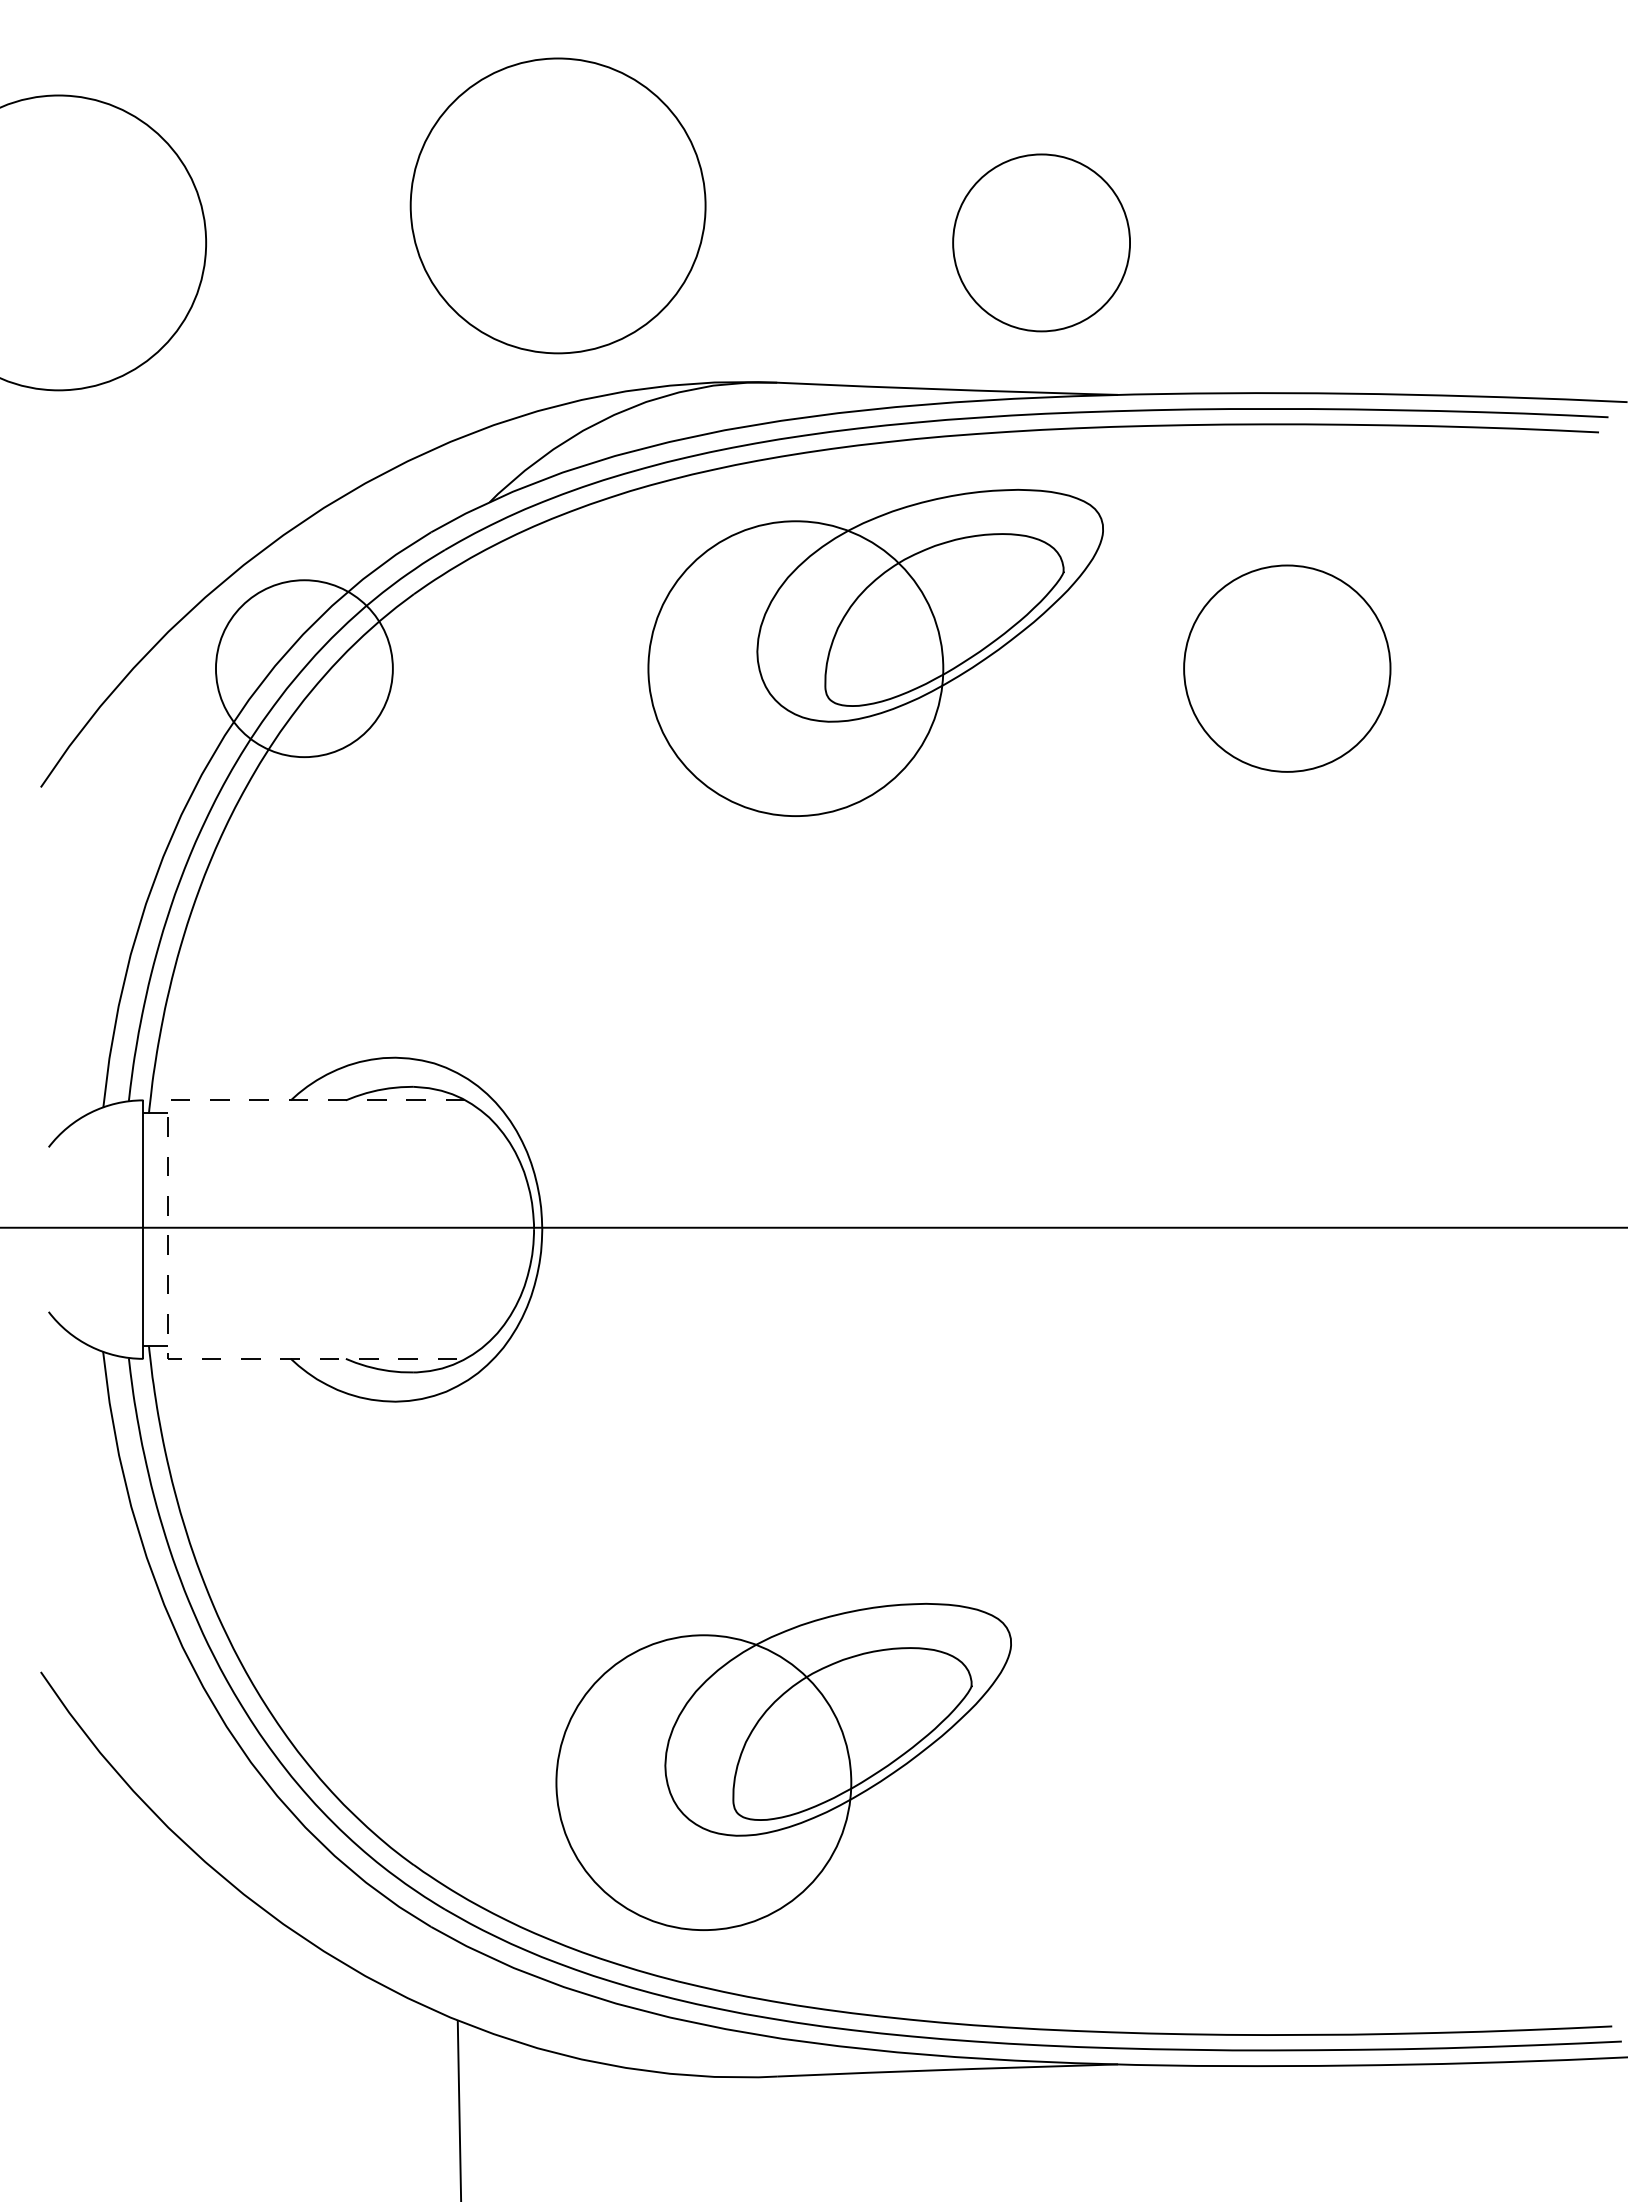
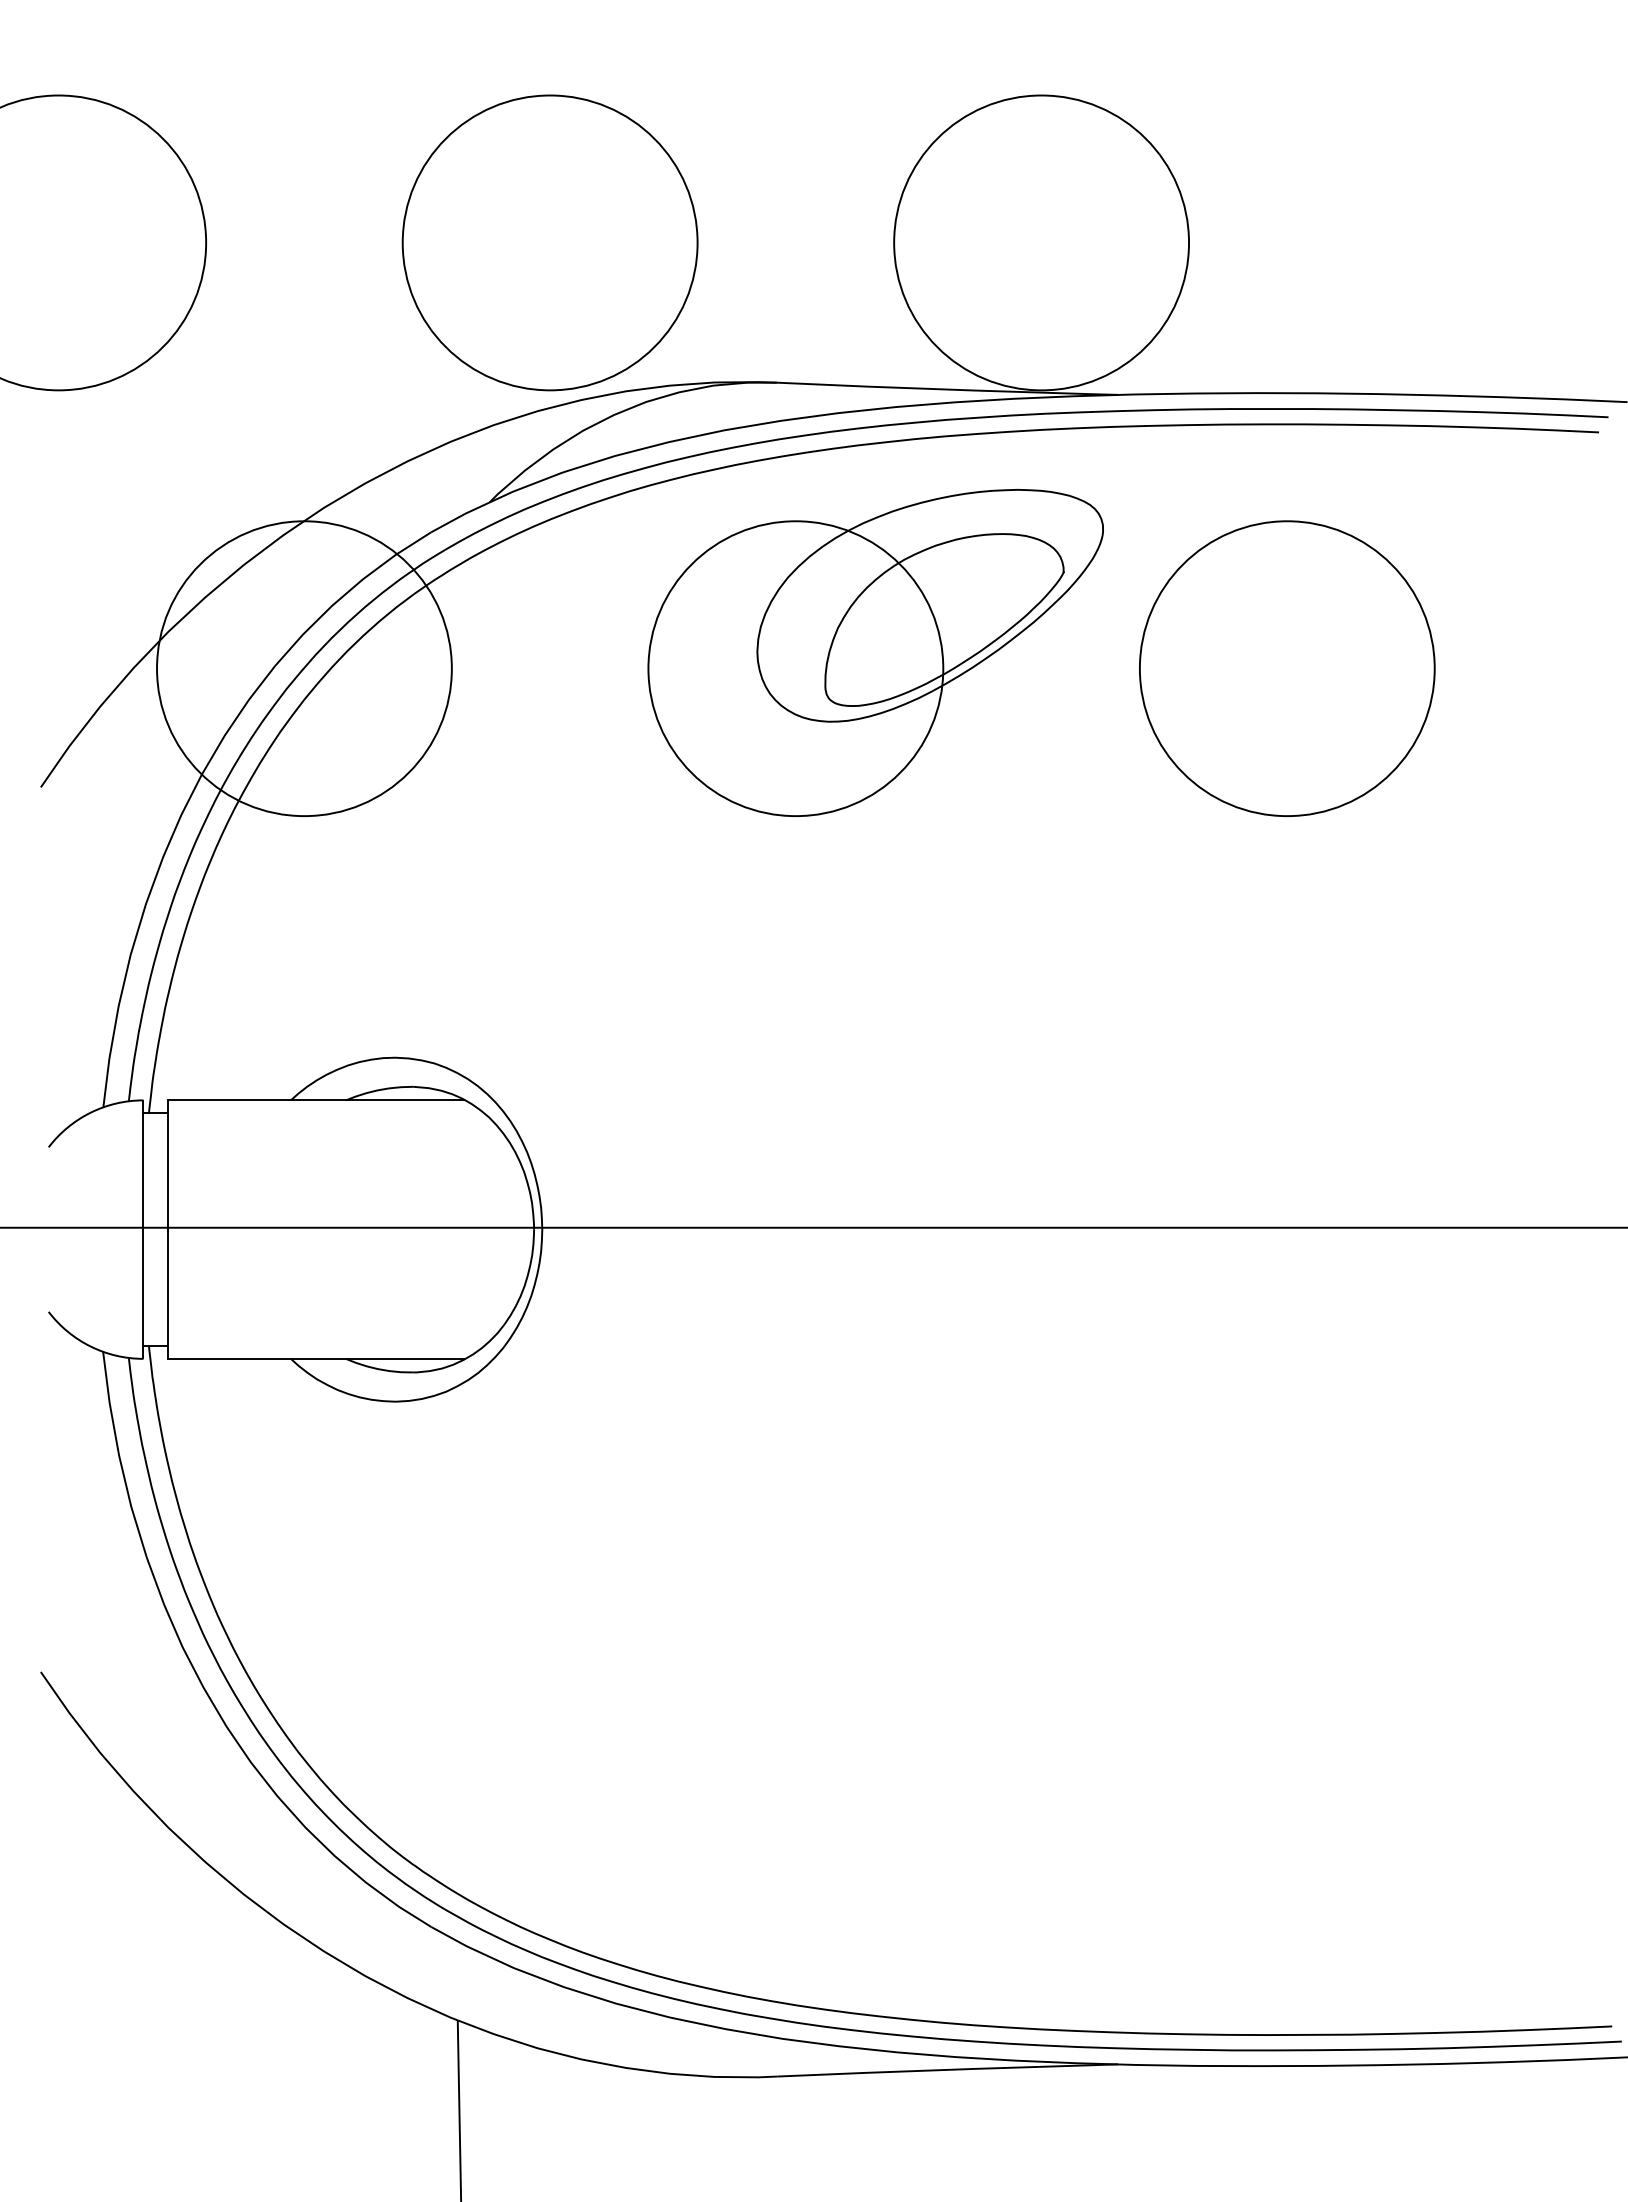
circle position: (557, 205) -> (549, 242) (549, 242)
circle diameter: 177 px -> 295 px (1041, 242)
circle diameter: 177 px -> 295 px (304, 668)
circle diameter: 206 px -> 295 px (1286, 668)
line: dashed -> solid (168, 1230)
part: present -> none (783, 1766)
